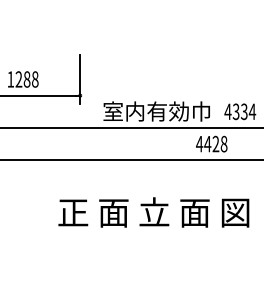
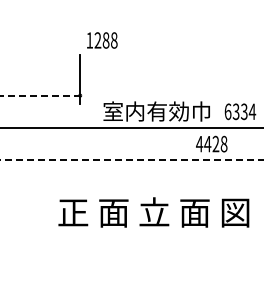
text position: (23, 79) -> (102, 40) (102, 40)
line: solid -> dashed (38, 95)
text: 4334 -> 6334 (227, 111)
line: solid -> dashed (132, 160)
